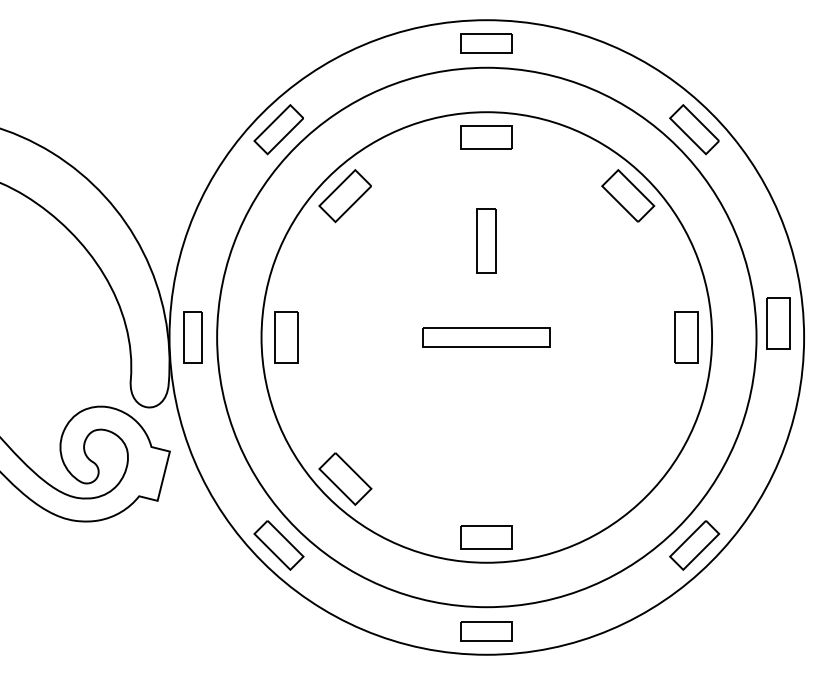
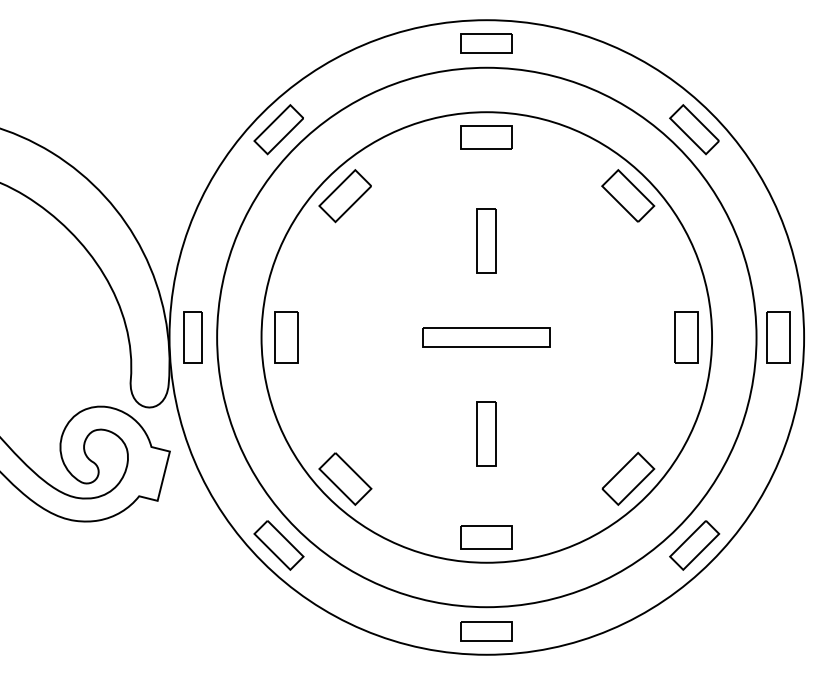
part position: (778, 323) -> (778, 337) (778, 337)
part: none -> present (486, 433)
part: none -> present (628, 478)
